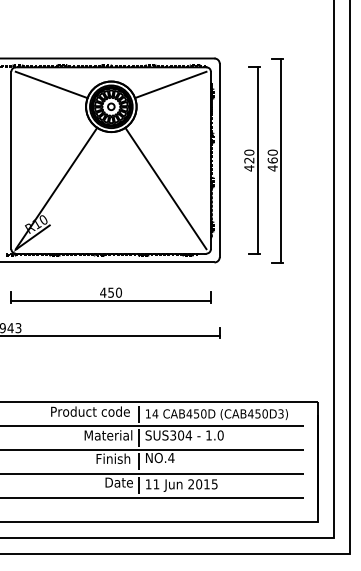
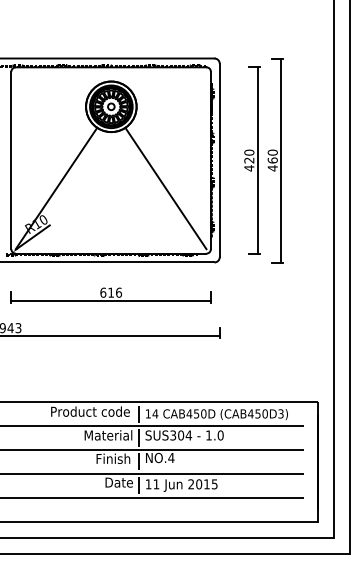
line: present -> none (51, 84)
line: present -> none (170, 84)
text: 450 -> 616 (111, 292)
